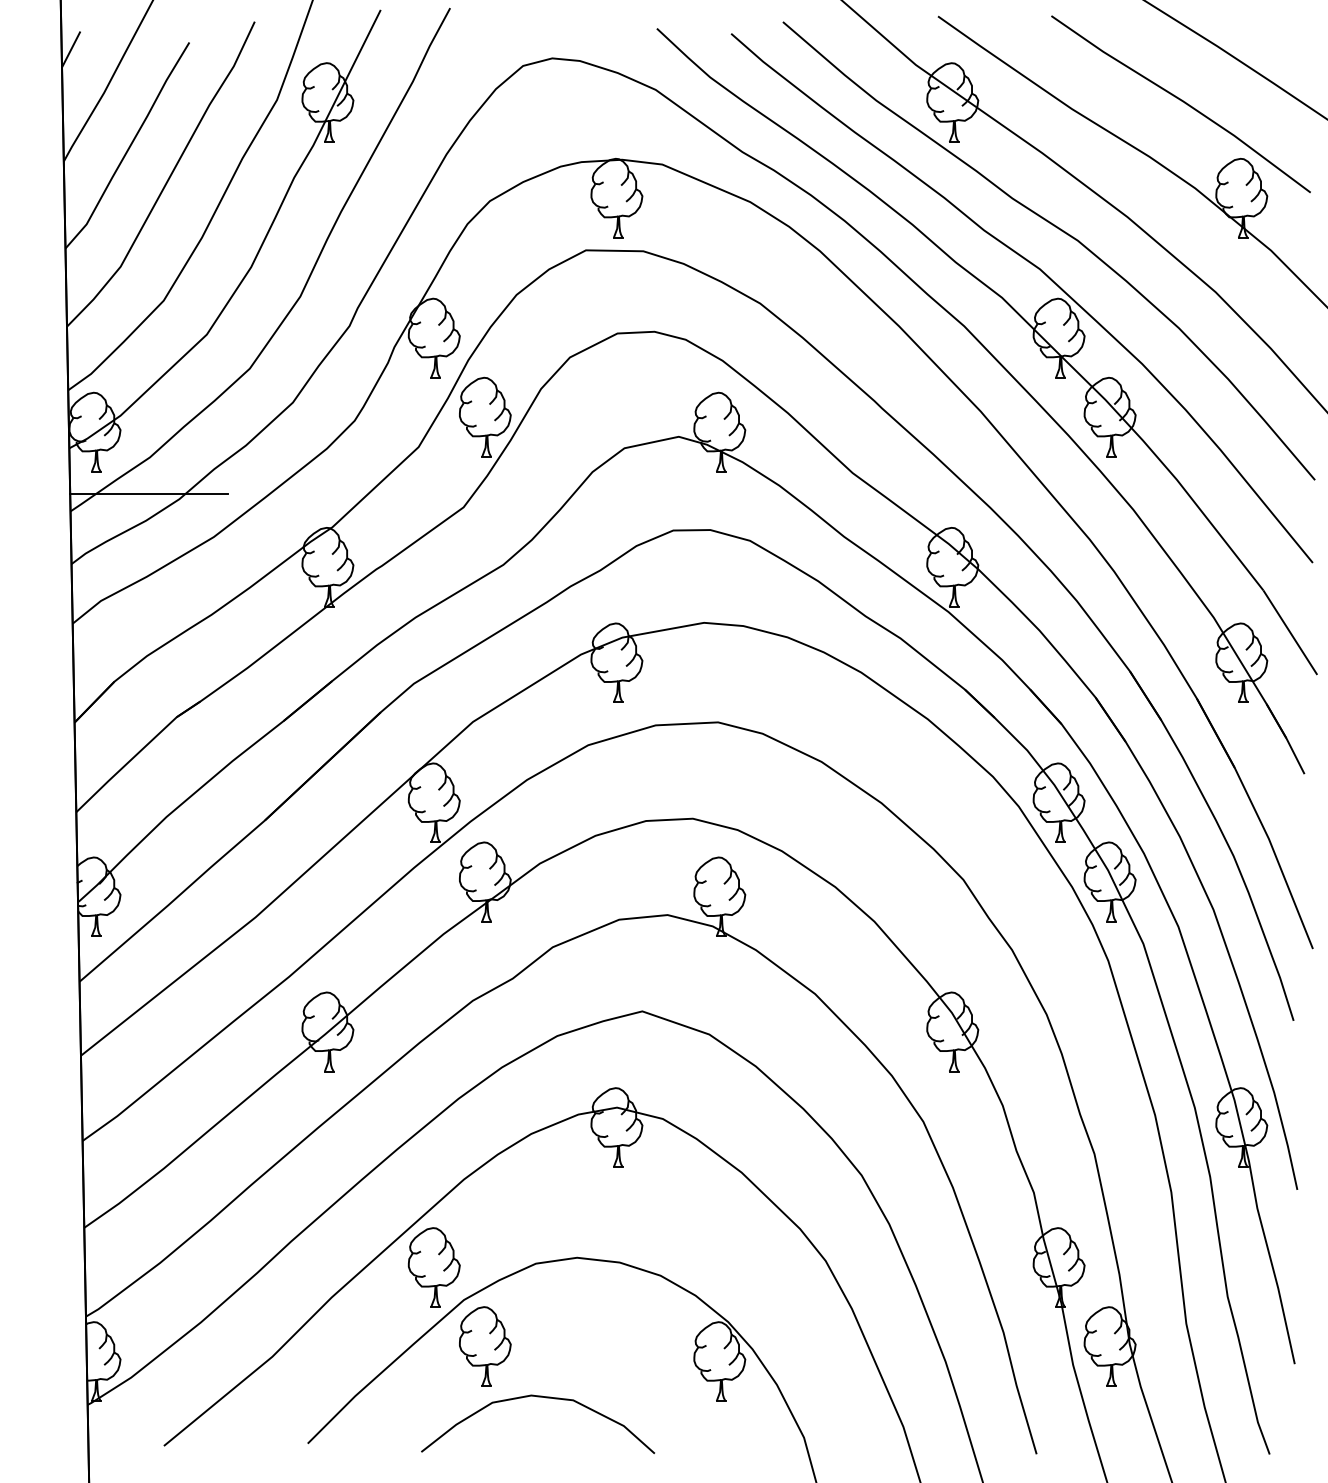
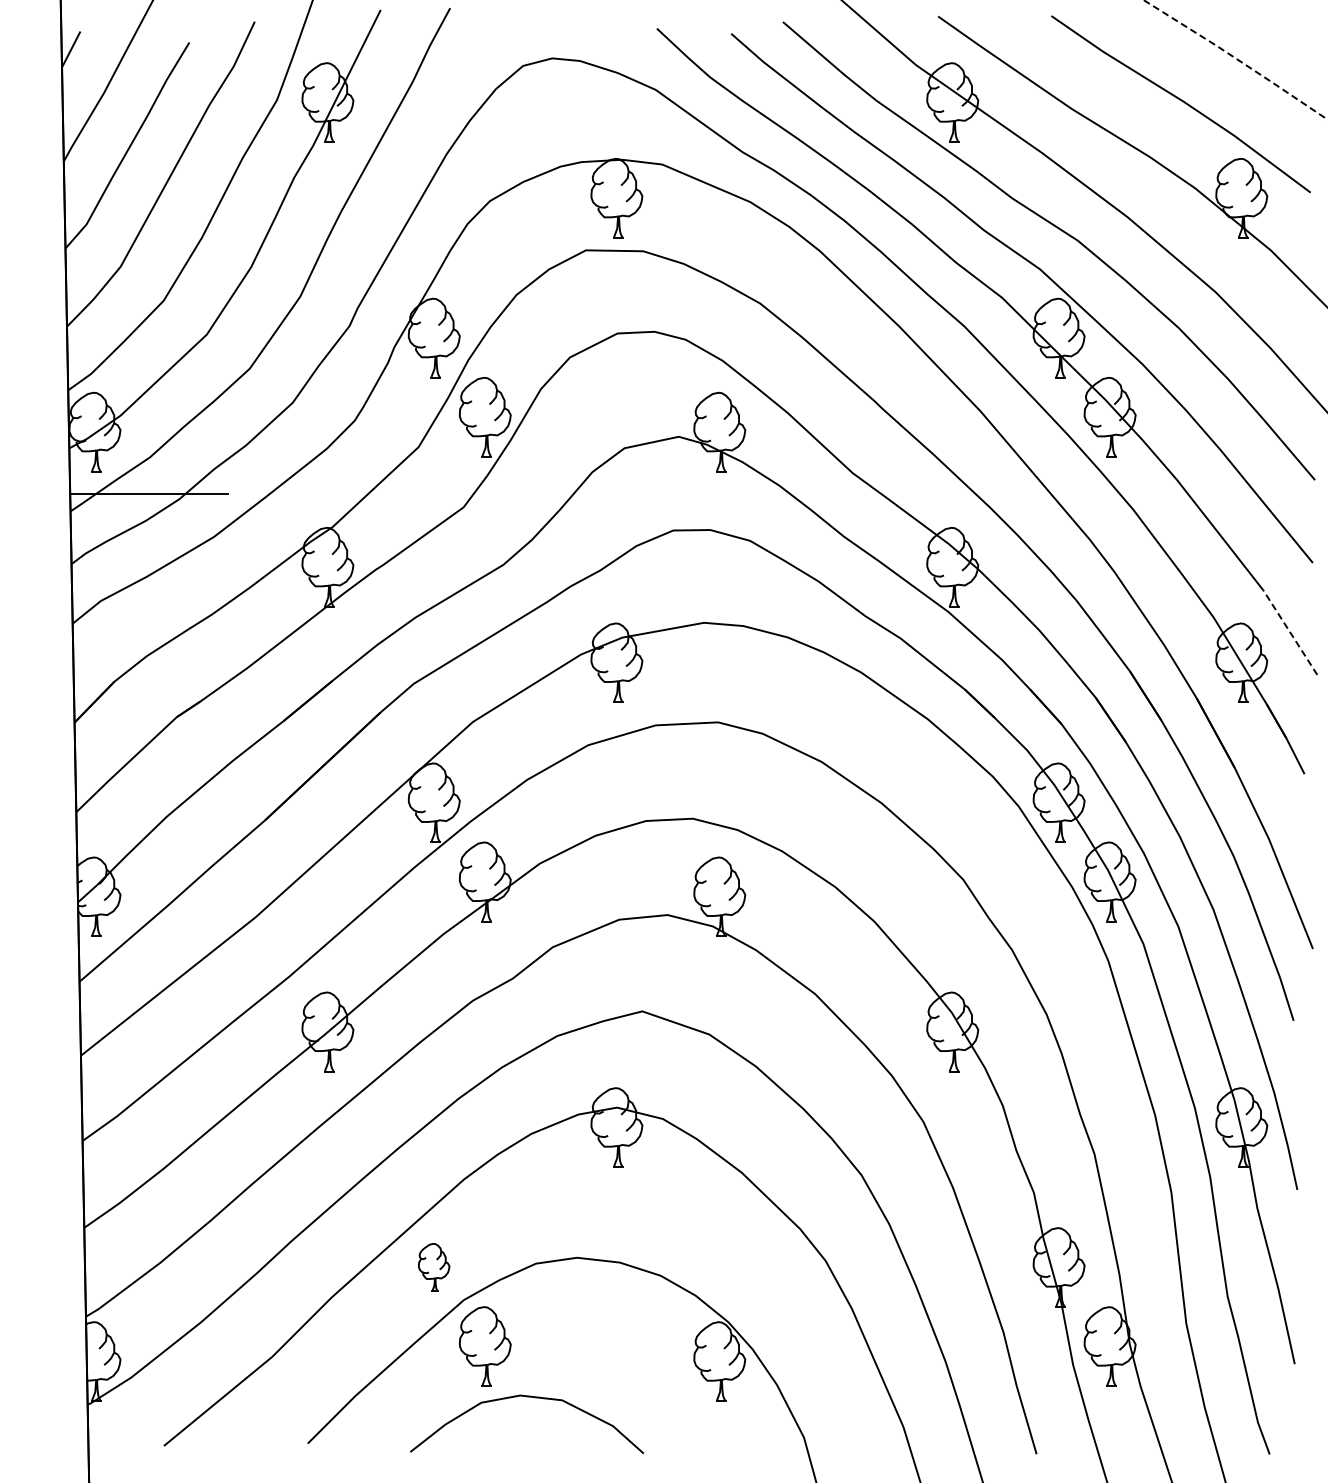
line: solid -> dashed (1237, 59)
line: solid -> dashed (1290, 632)
part size: 54x81 px -> 33x49 px (434, 1267)
curve position: (545, 1398) -> (534, 1398) (534, 1398)
